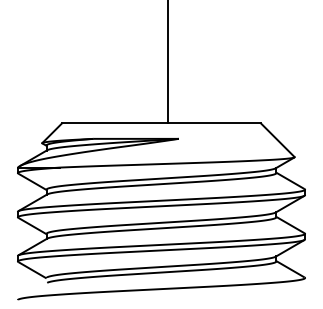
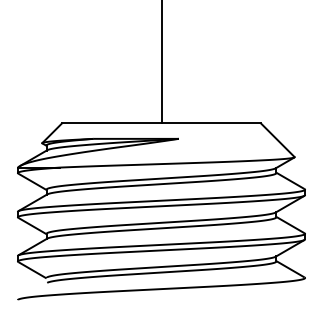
line position: (167, 62) -> (161, 62) (161, 62)
